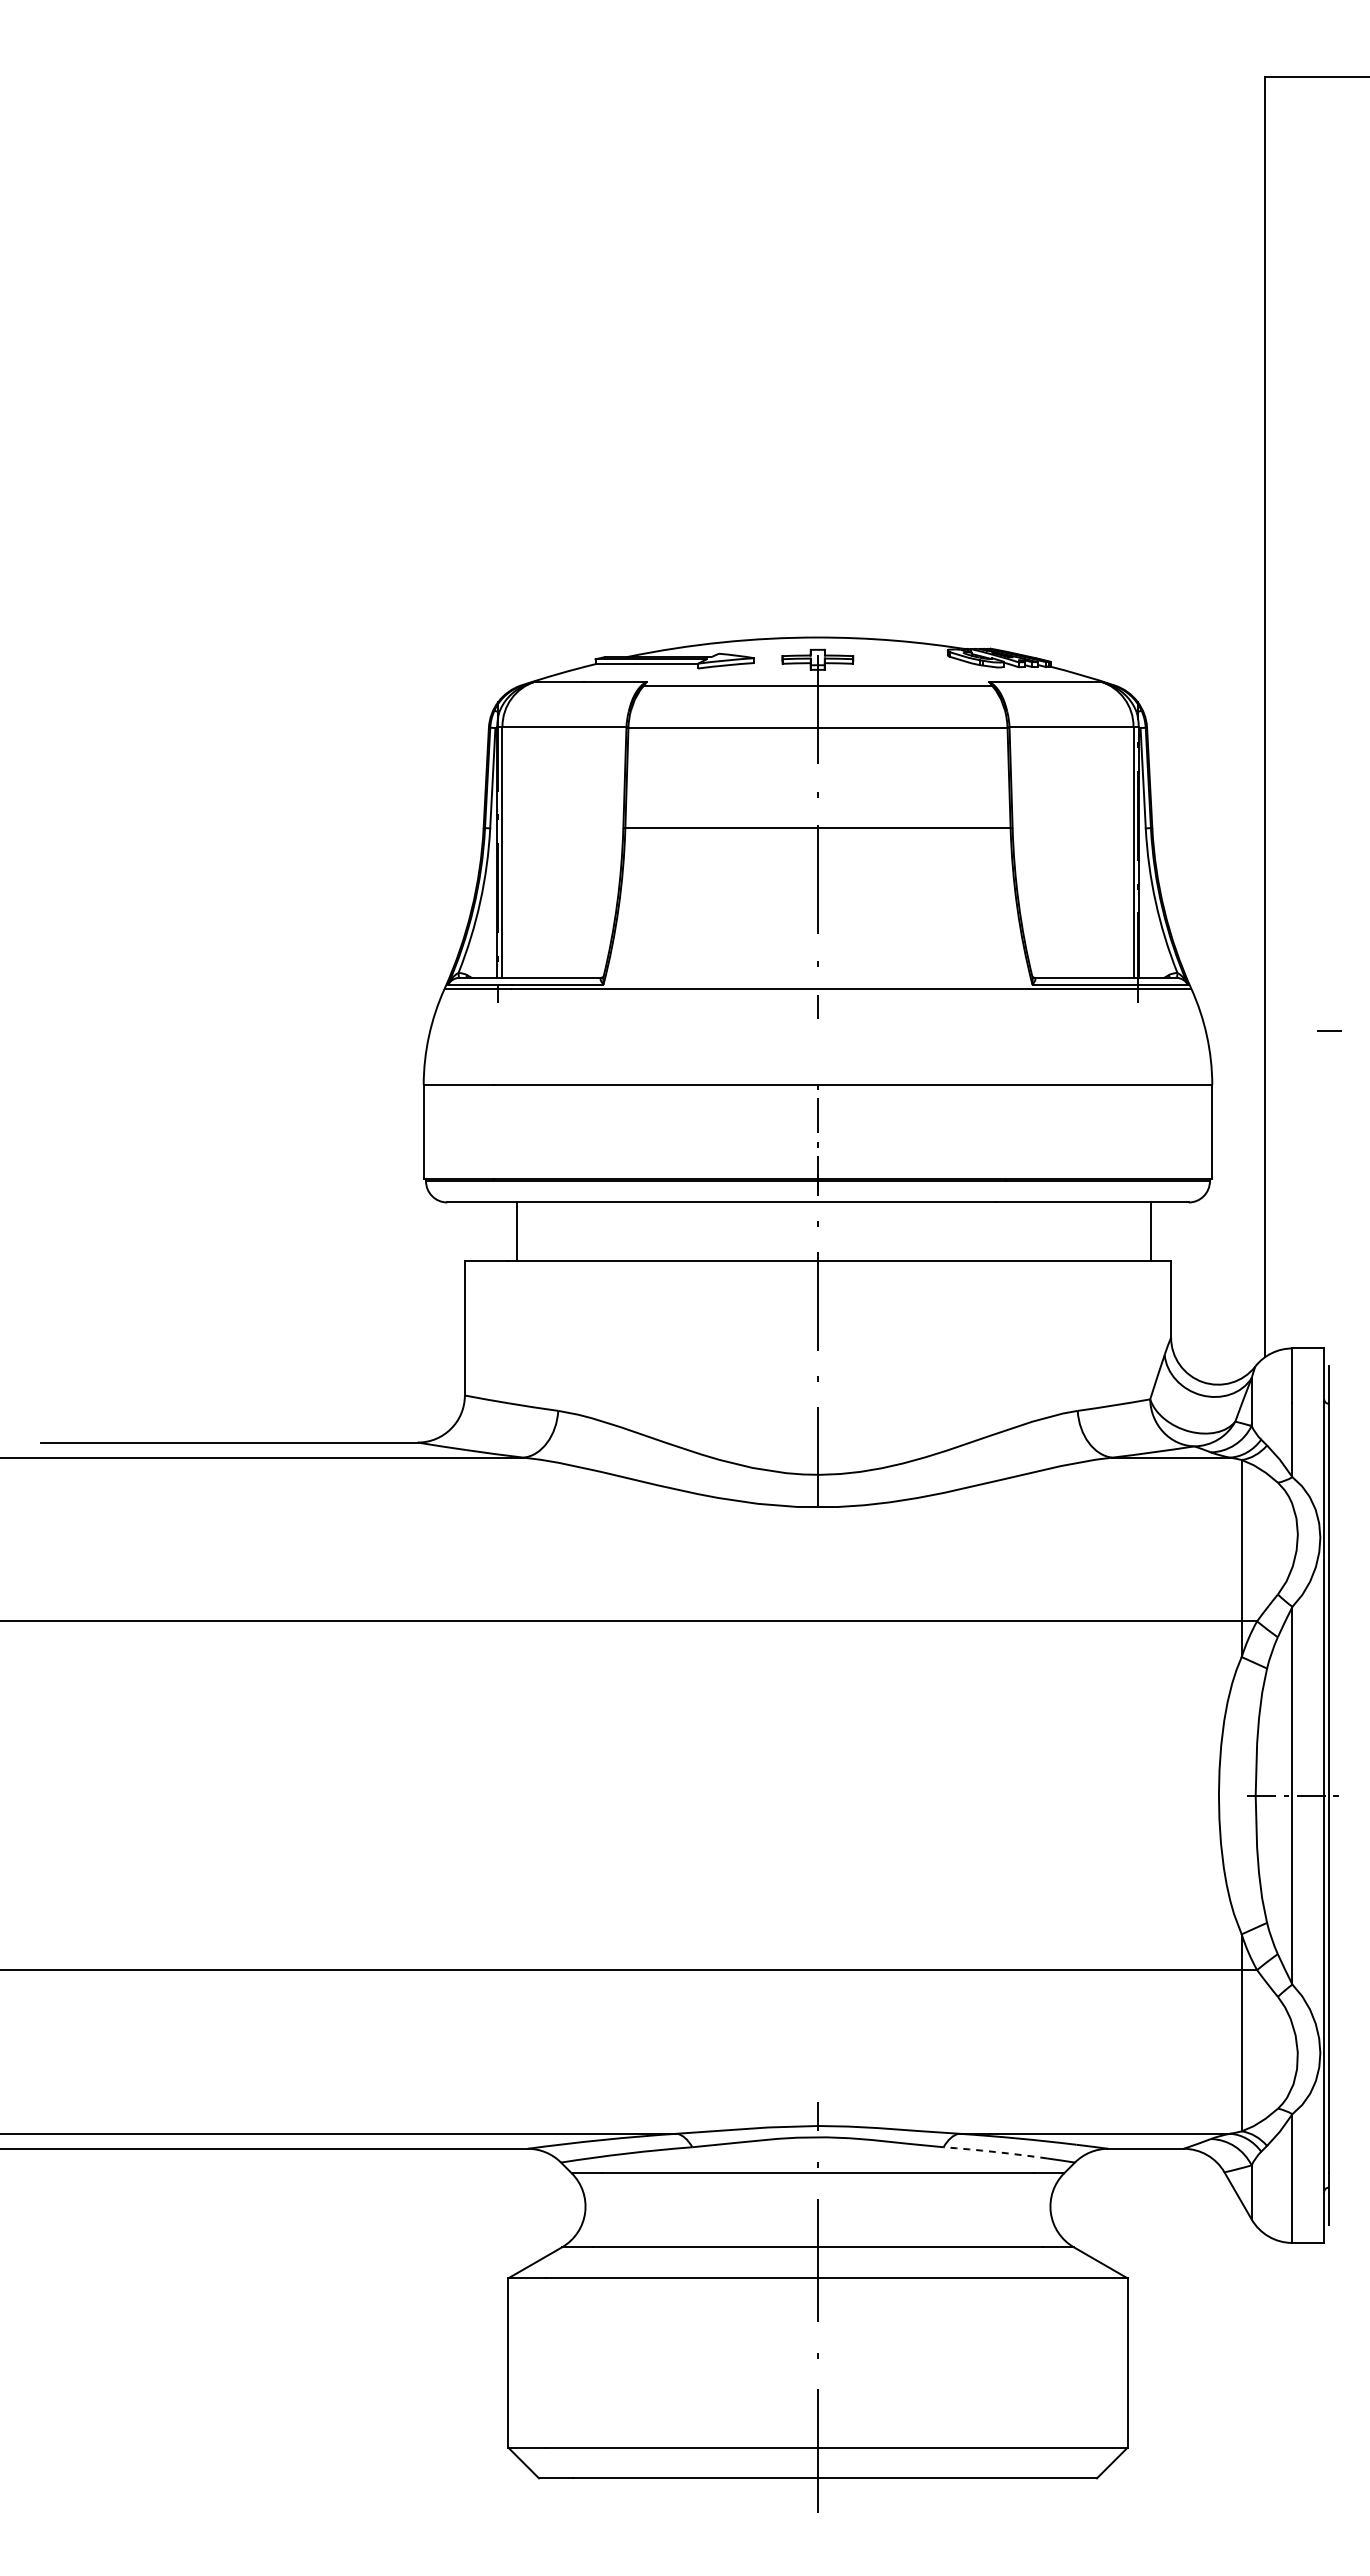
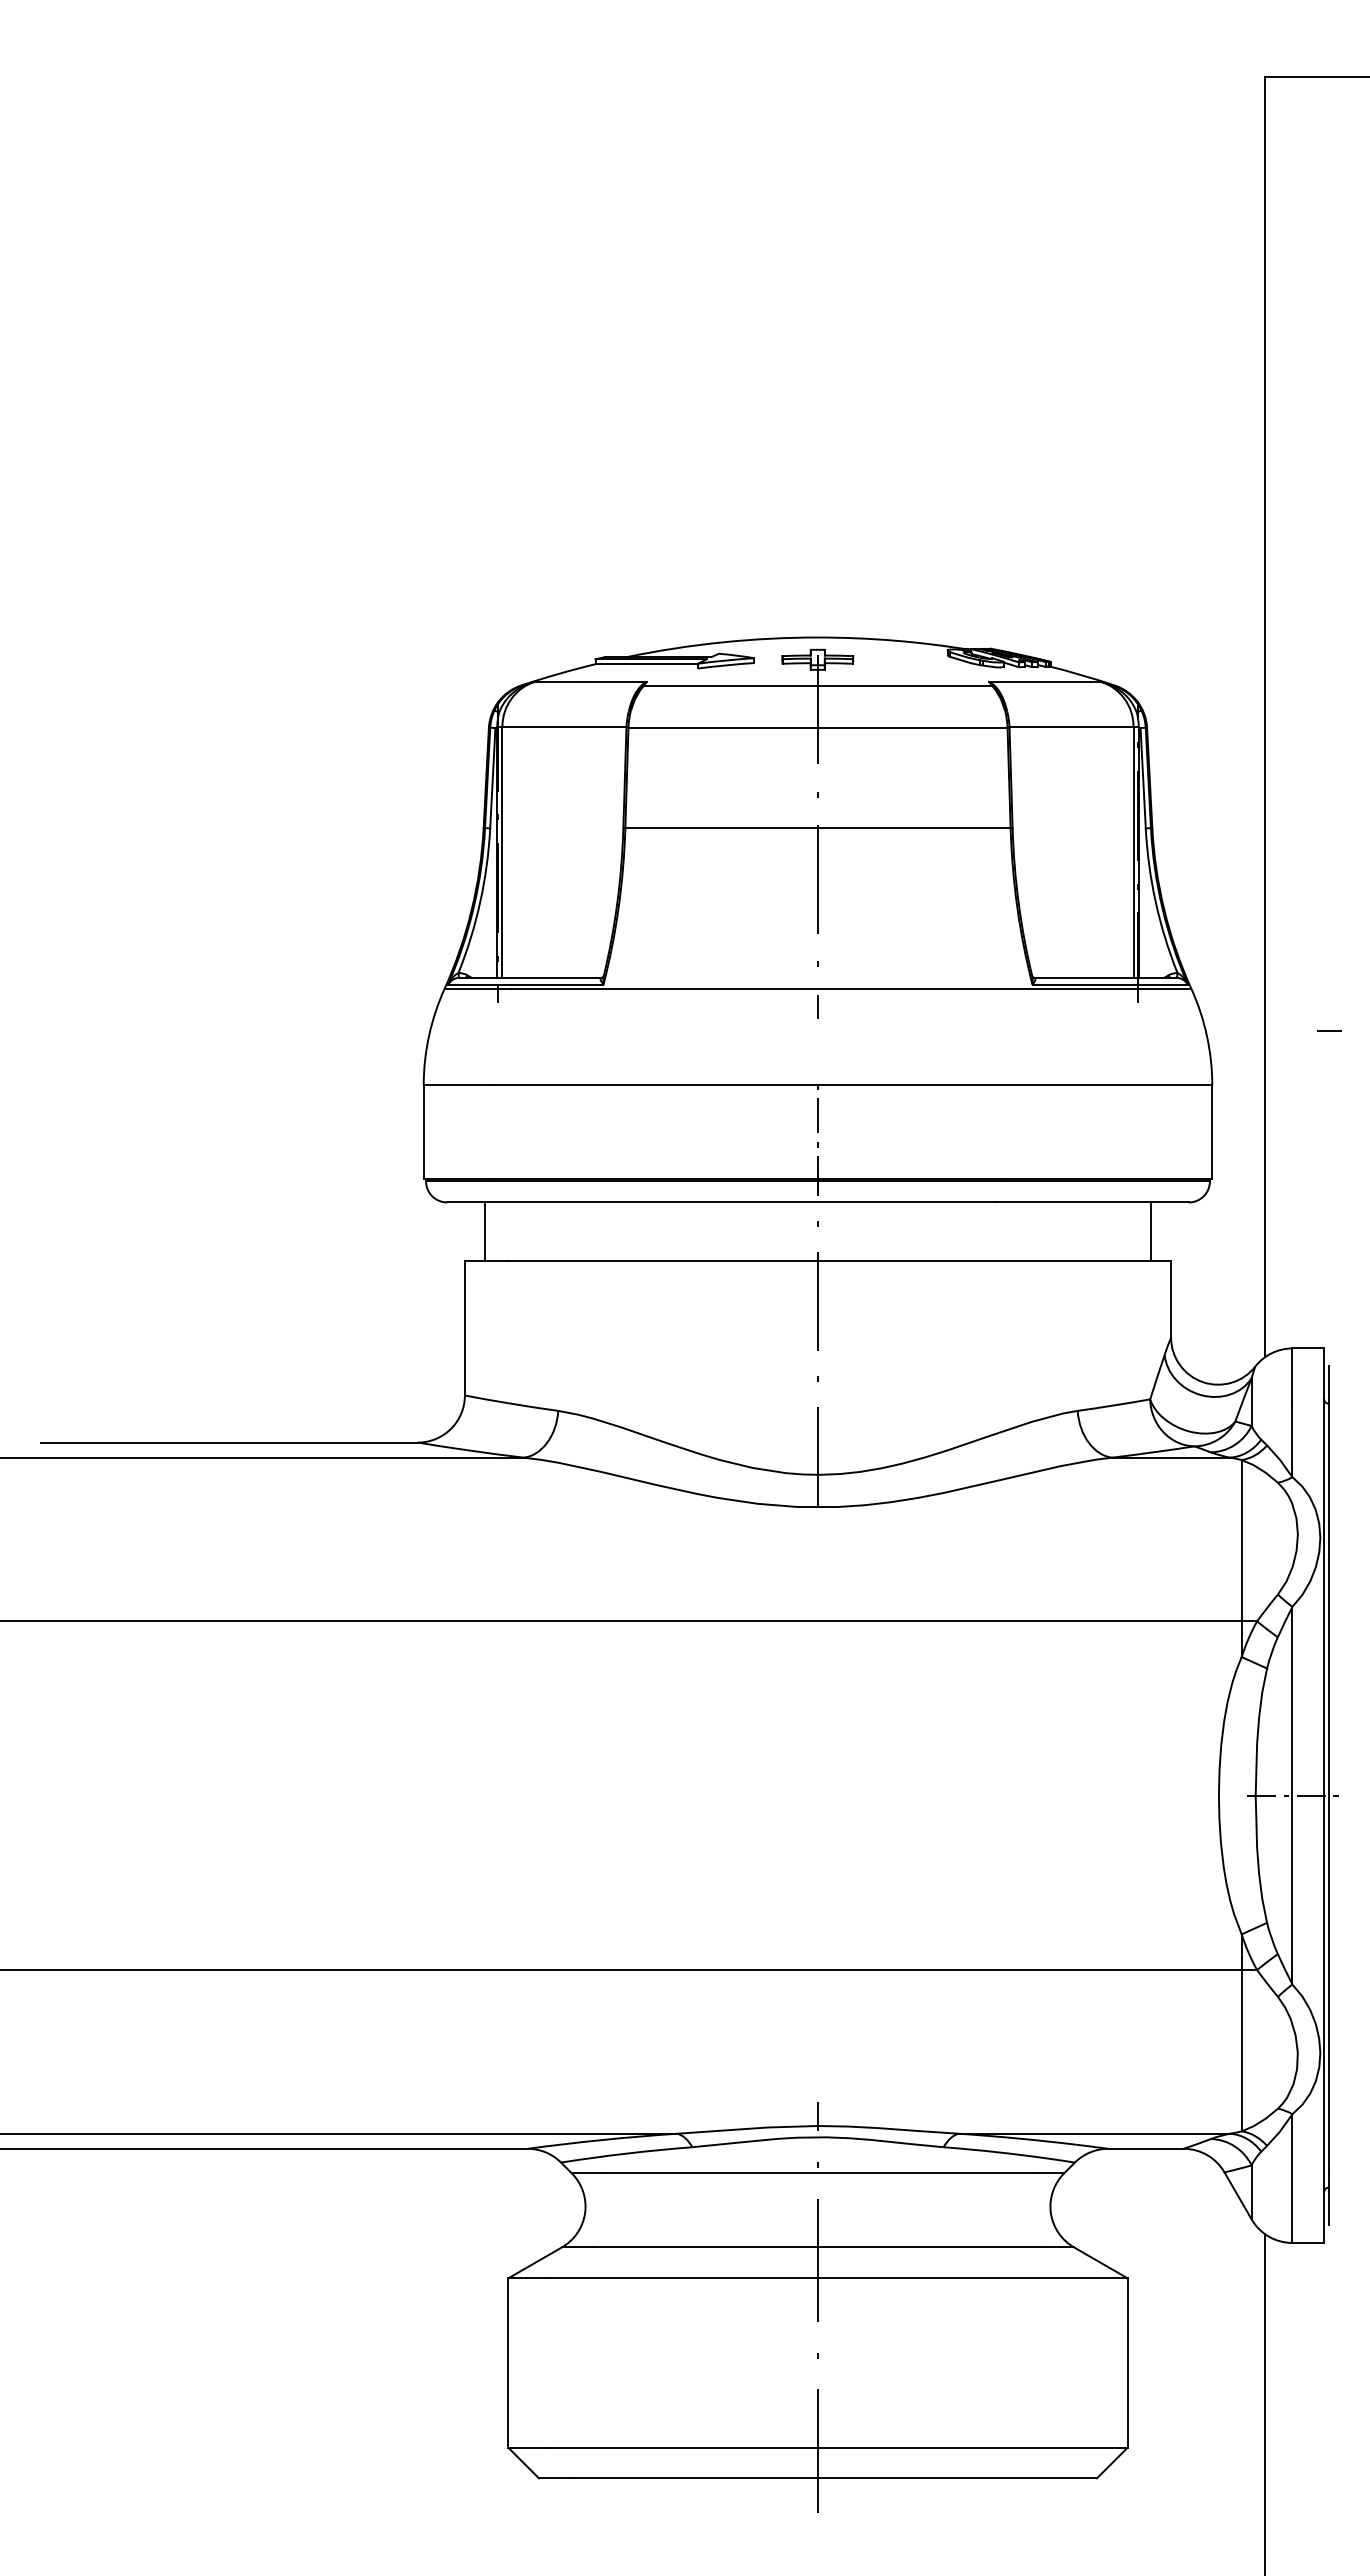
line position: (516, 1231) -> (484, 1231) (484, 1231)
arc: dashed -> solid (995, 2152)
line: none -> present (1265, 2403)
